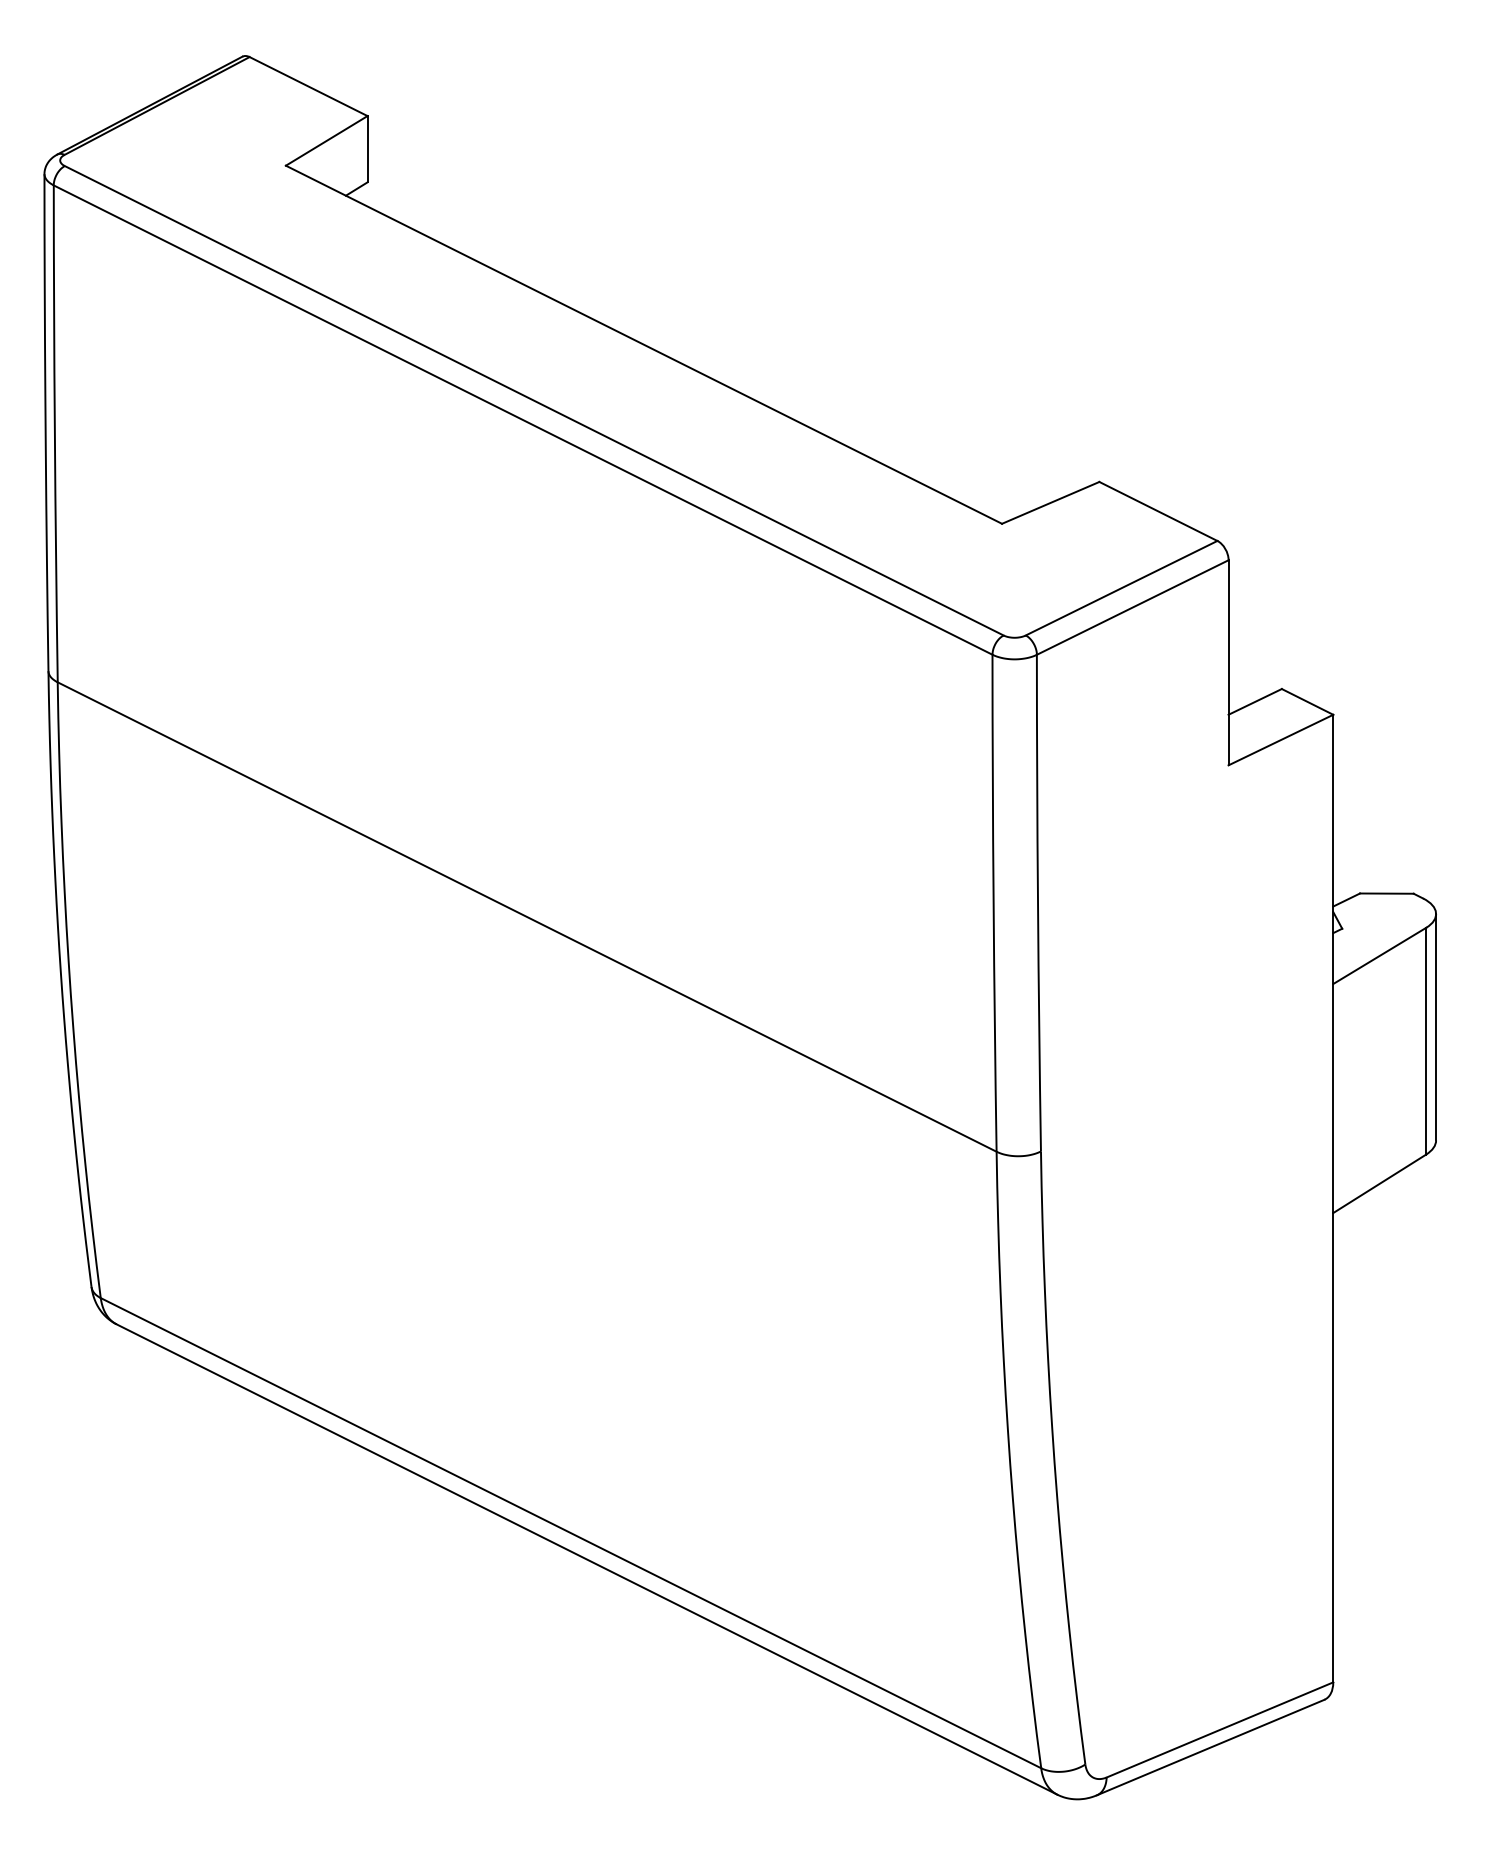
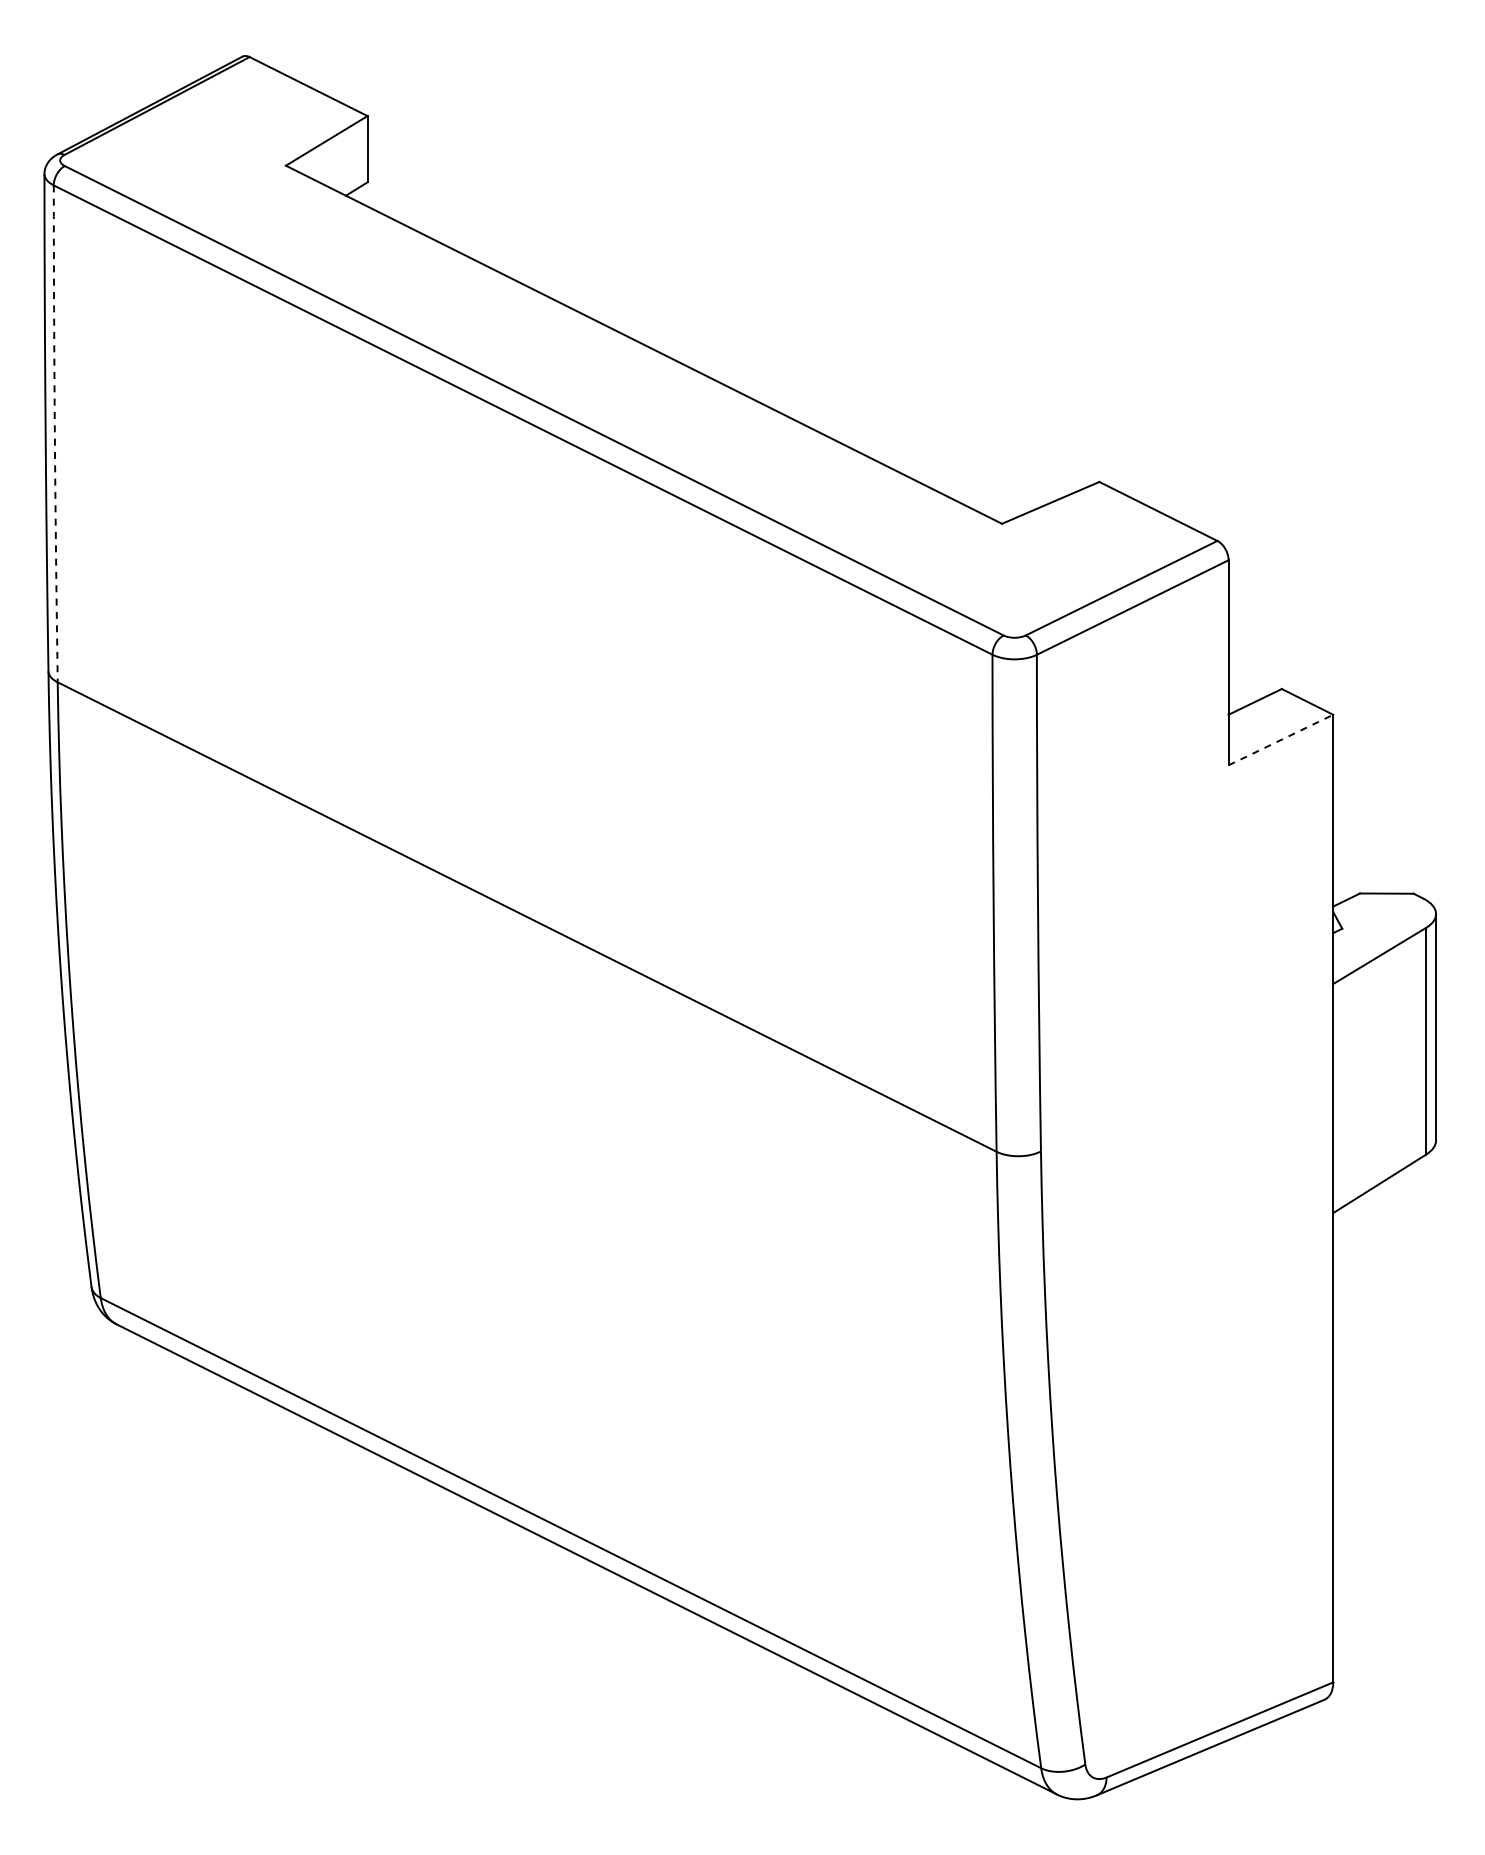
arc: solid -> dashed (54, 433)
line: solid -> dashed (1281, 739)
